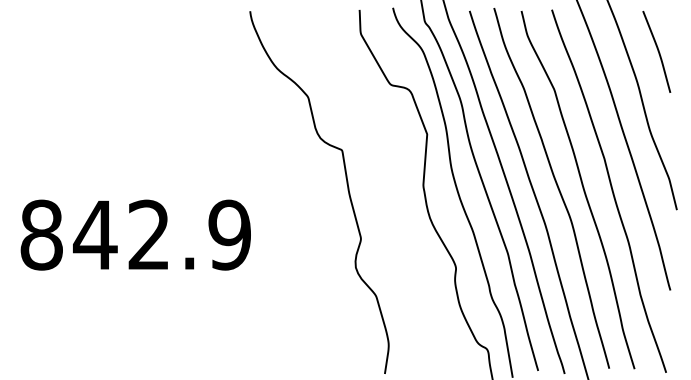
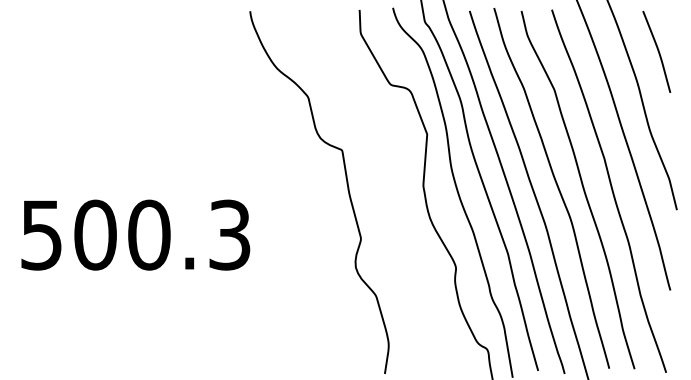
text: 842.9 -> 500.3 (135, 234)
